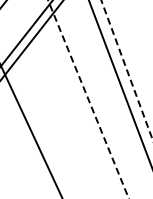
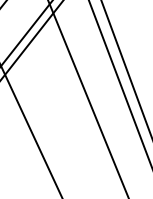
line: dashed -> solid (126, 69)
line: dashed -> solid (88, 99)
